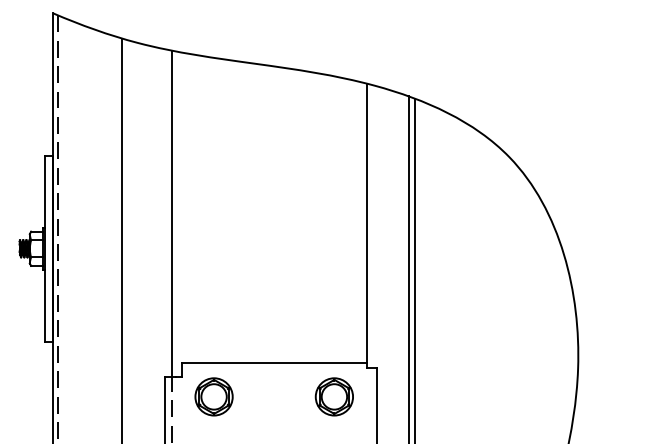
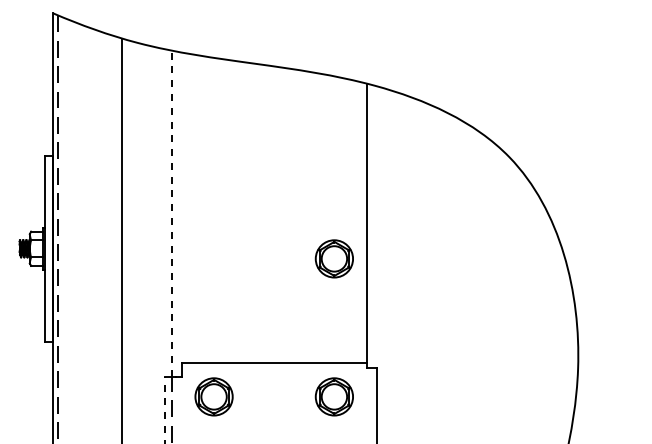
line: solid -> dashed (171, 213)
part: none -> present (333, 258)
line: present -> none (408, 268)
line: present -> none (415, 269)
line: solid -> dashed (164, 409)
